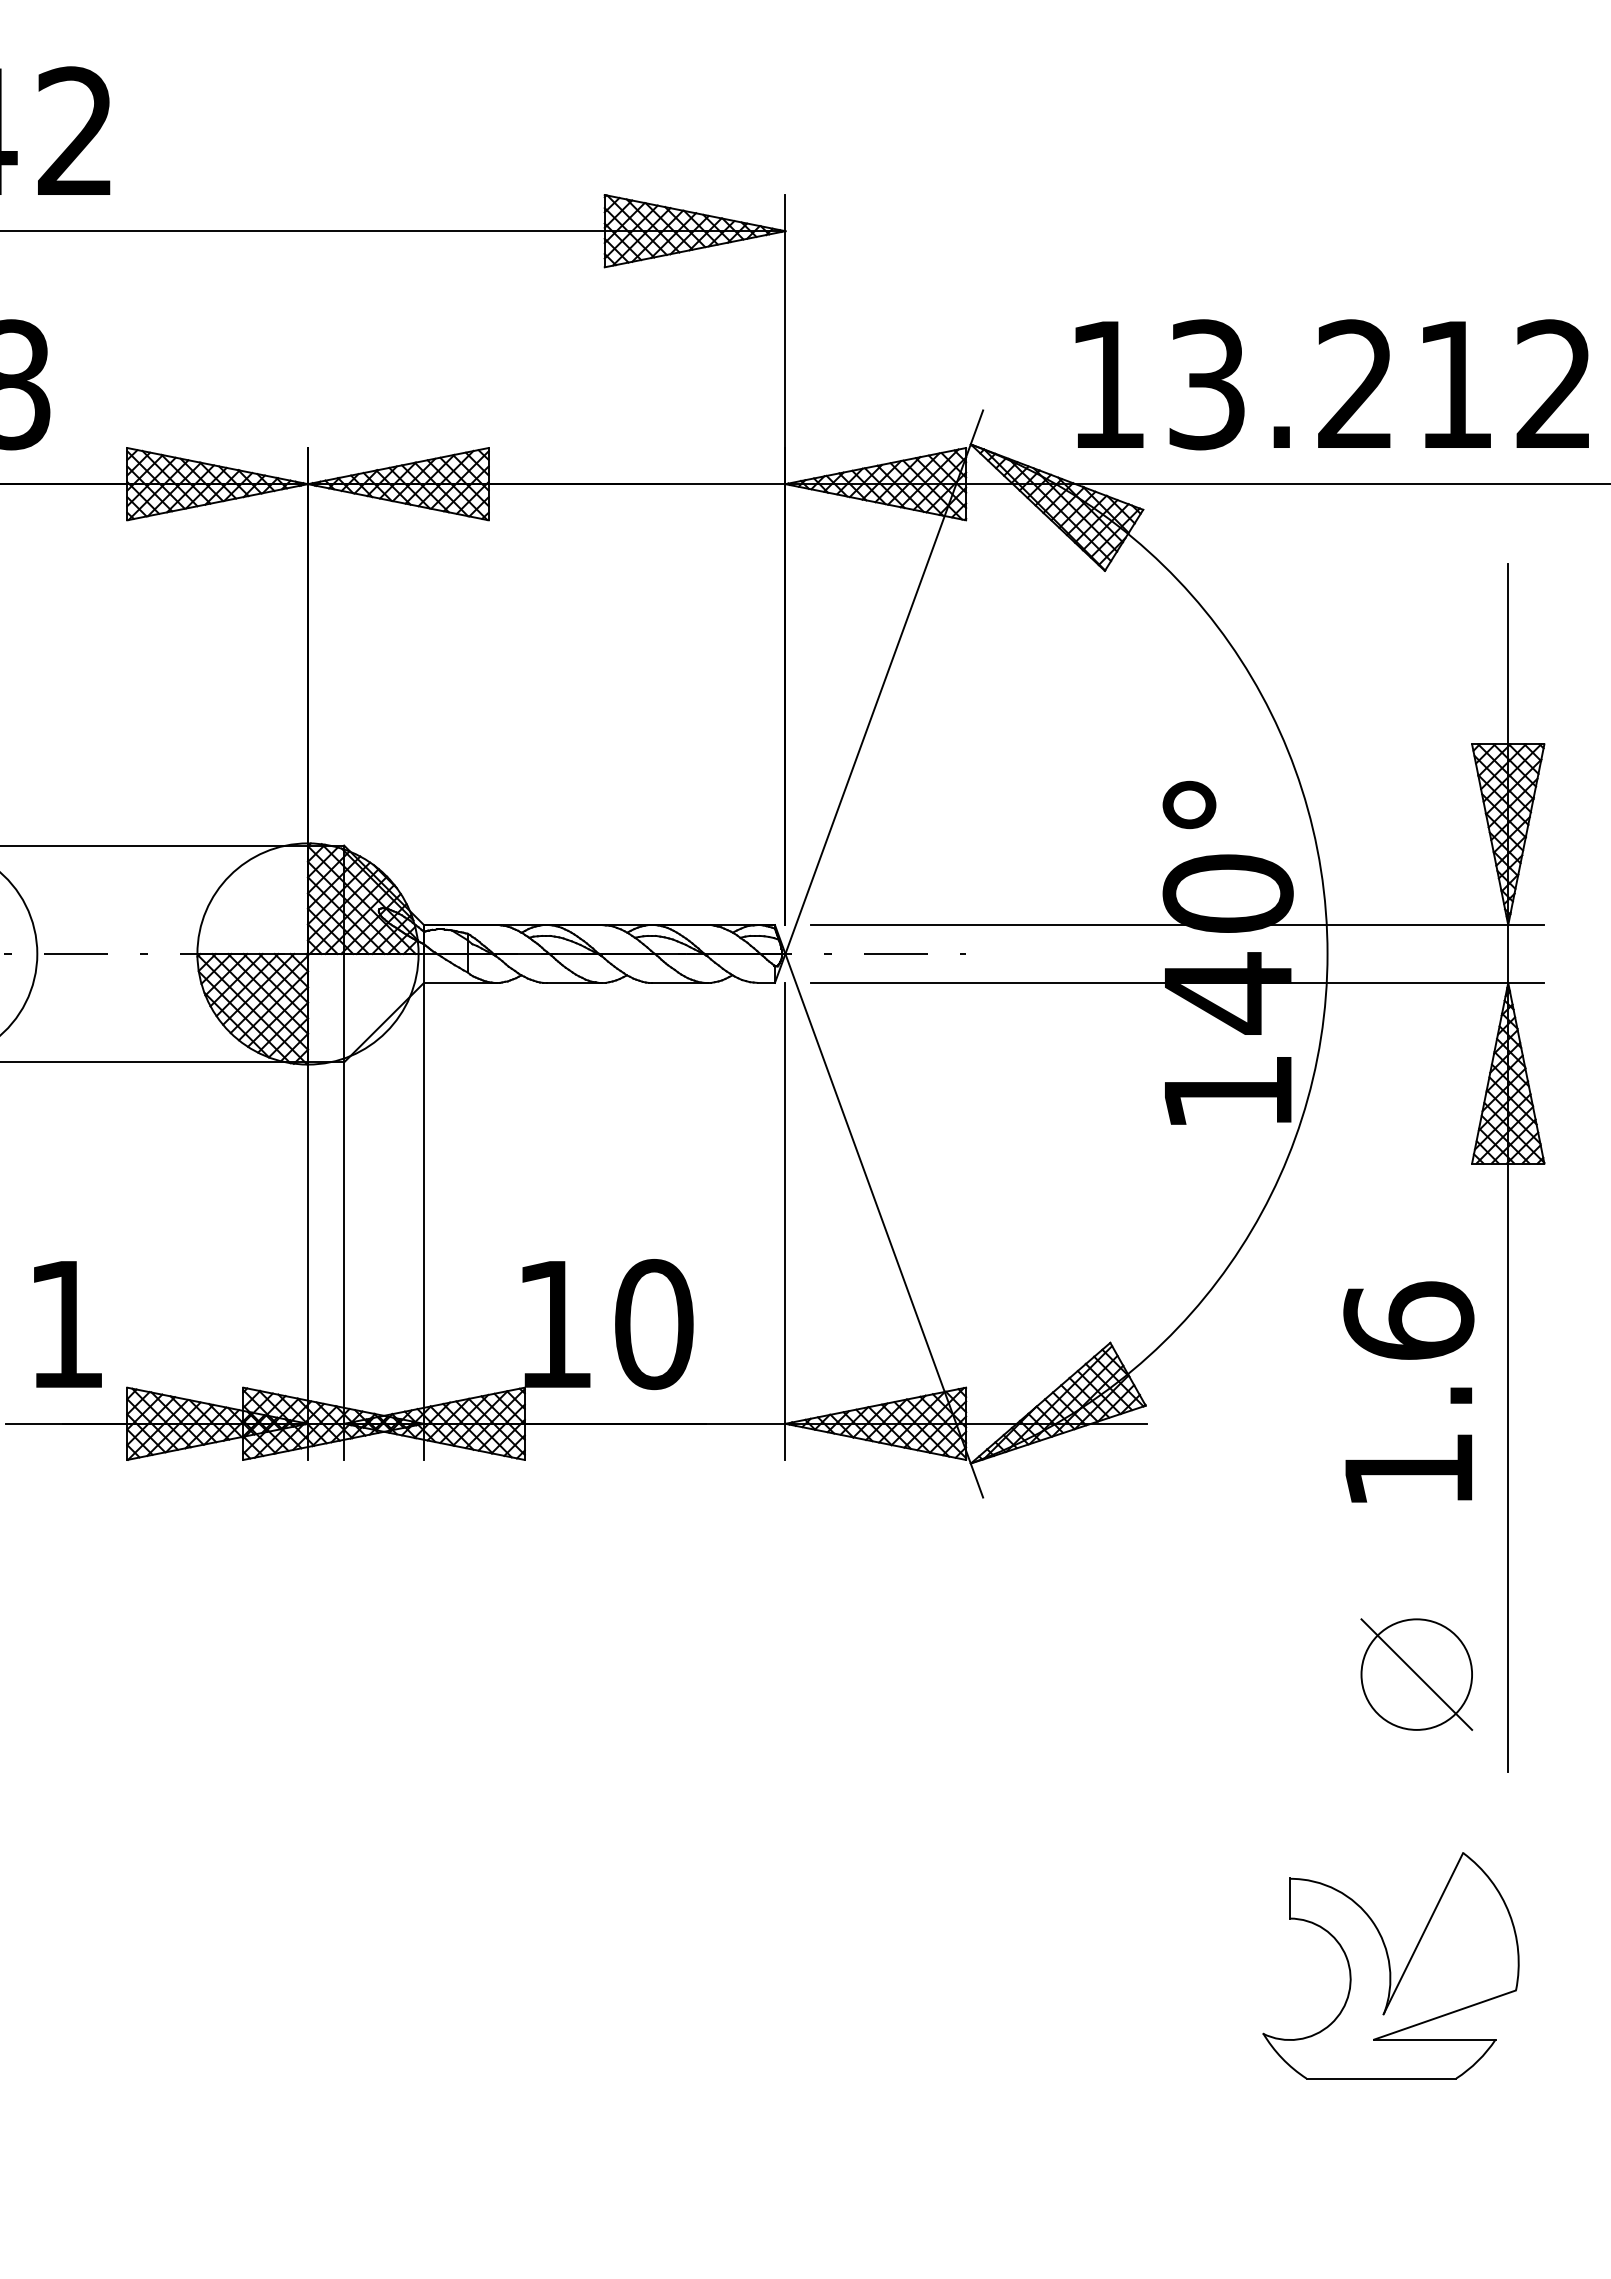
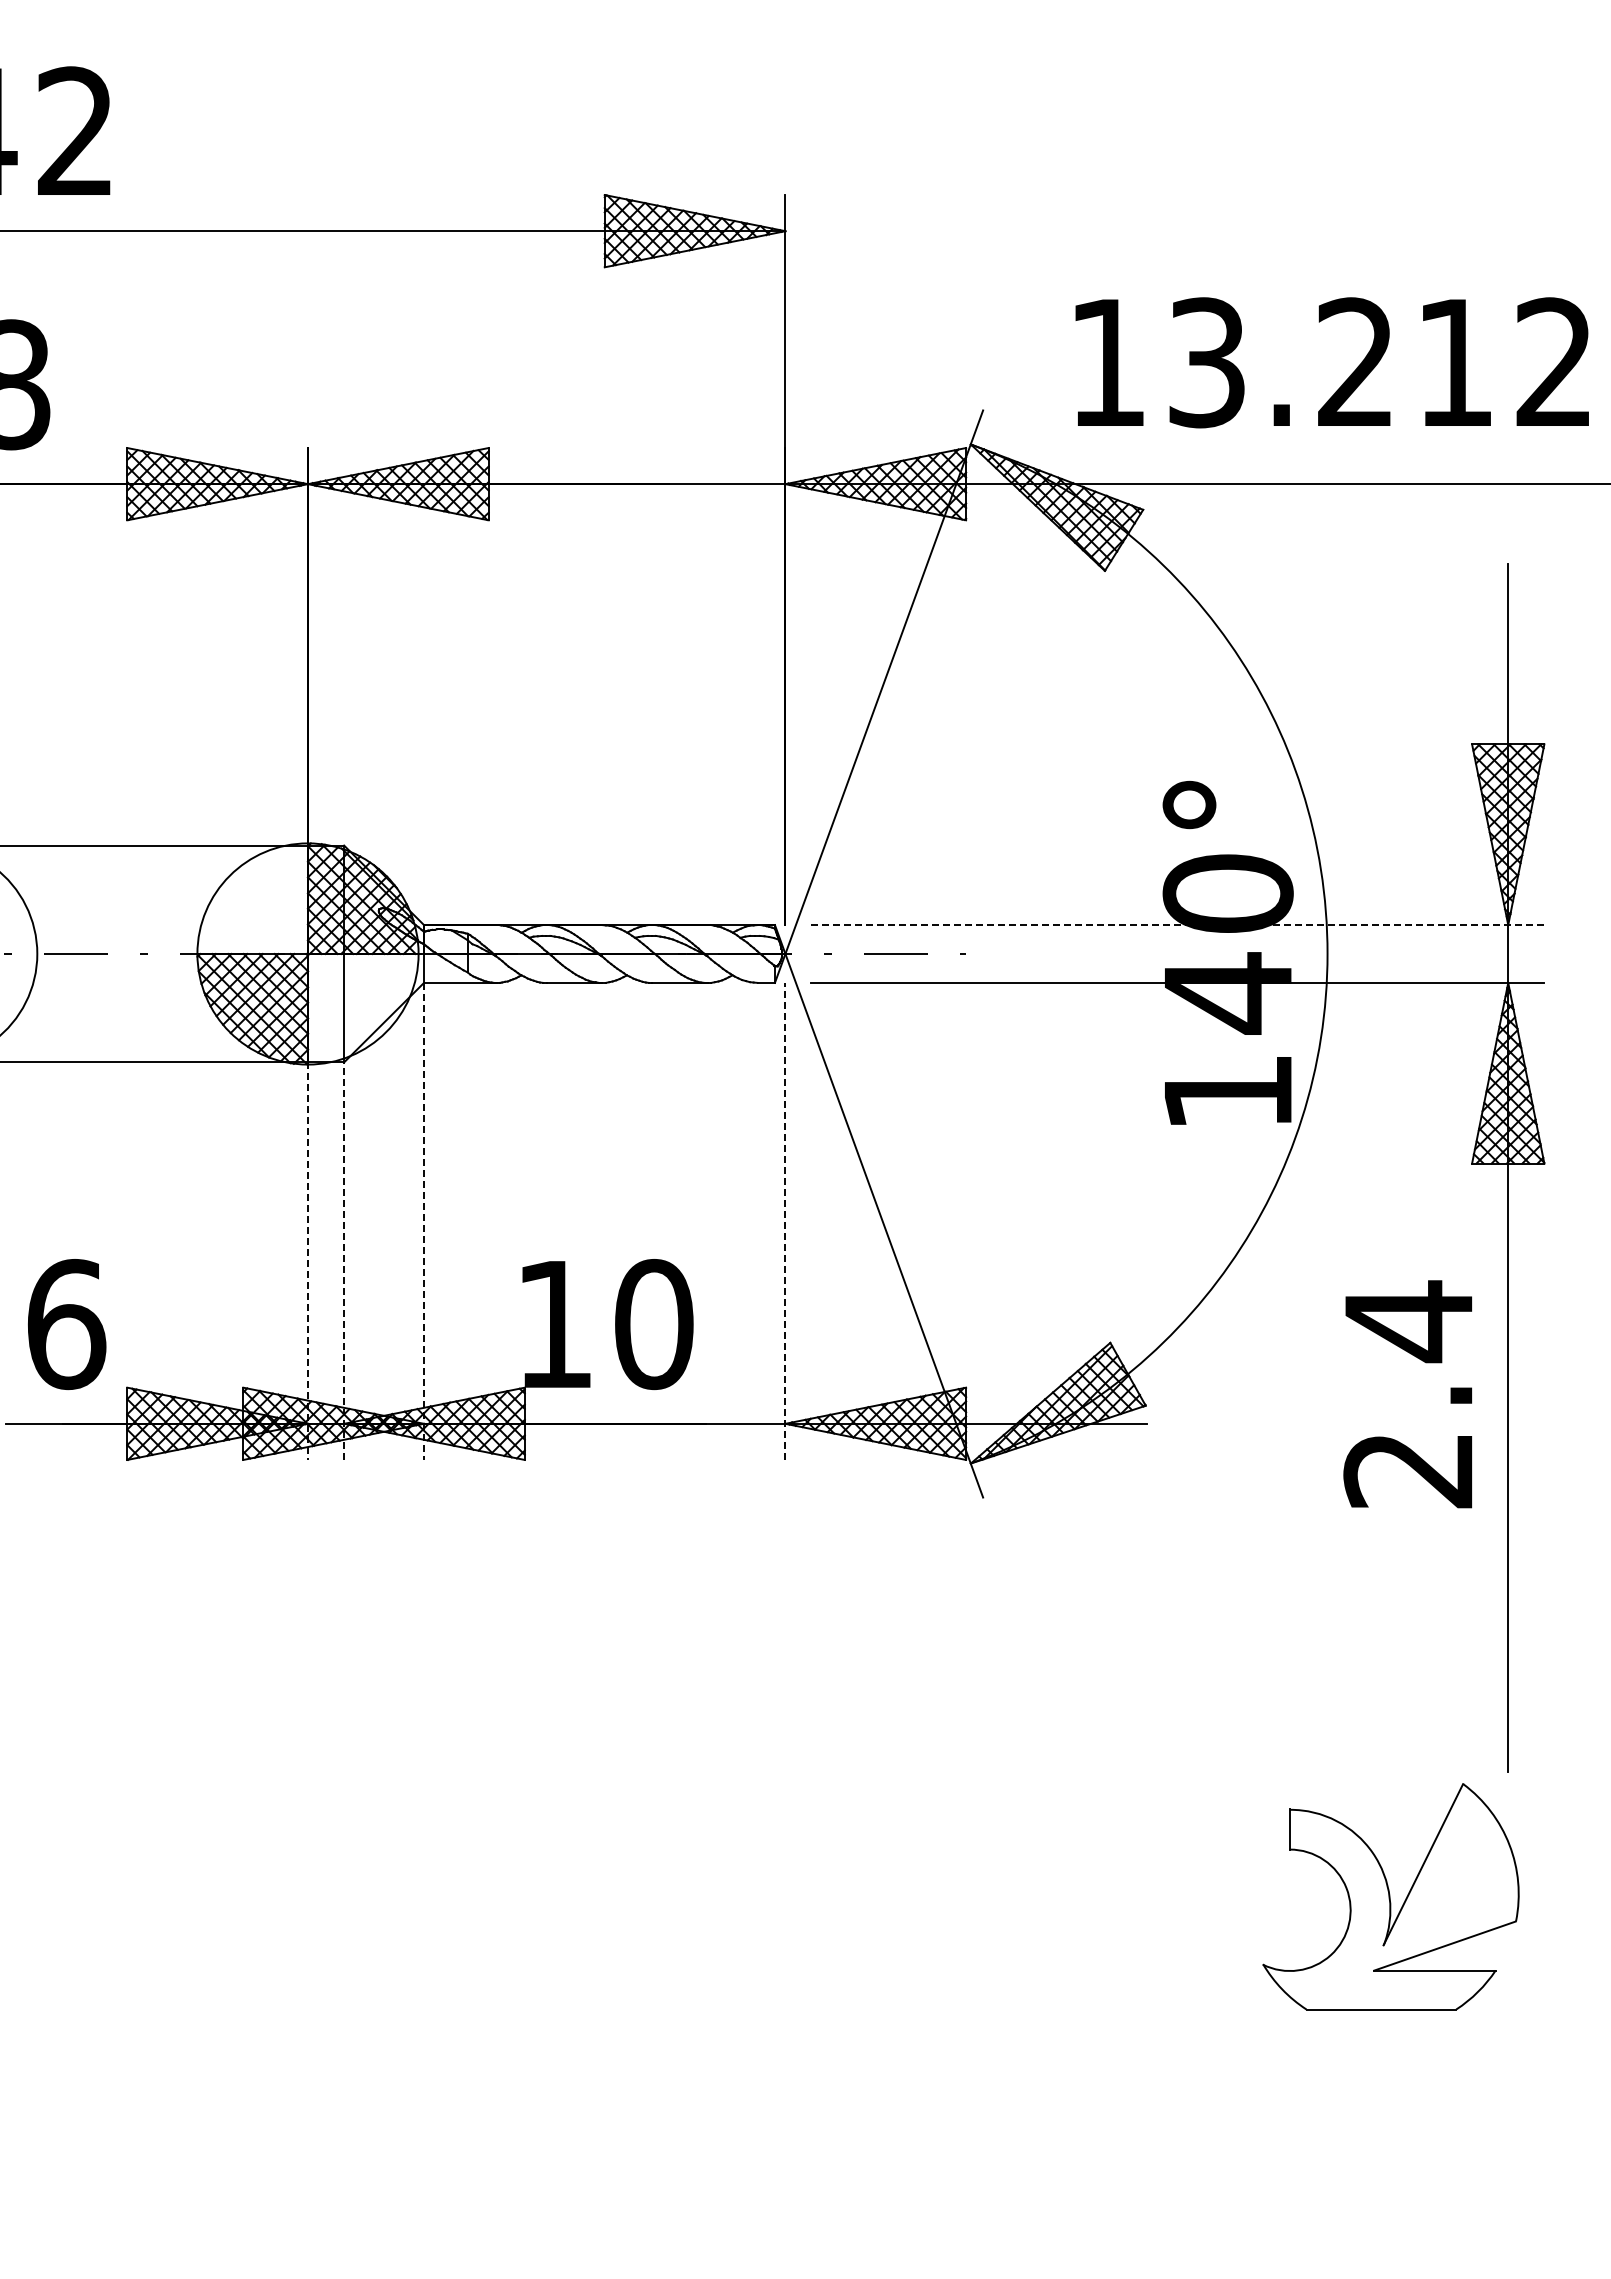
text position: (1331, 384) -> (1331, 362) (1331, 362)
line: solid -> dashed (1177, 925)
line: solid -> dashed (424, 1221)
line: solid -> dashed (785, 1221)
line: solid -> dashed (308, 1261)
line: solid -> dashed (344, 1261)
text: 1 -> 6 (66, 1324)
text: 1.6 -> 2.4 (1408, 1394)
part: present -> none (1416, 1674)
part position: (1390, 1965) -> (1390, 1896) (1390, 1896)
